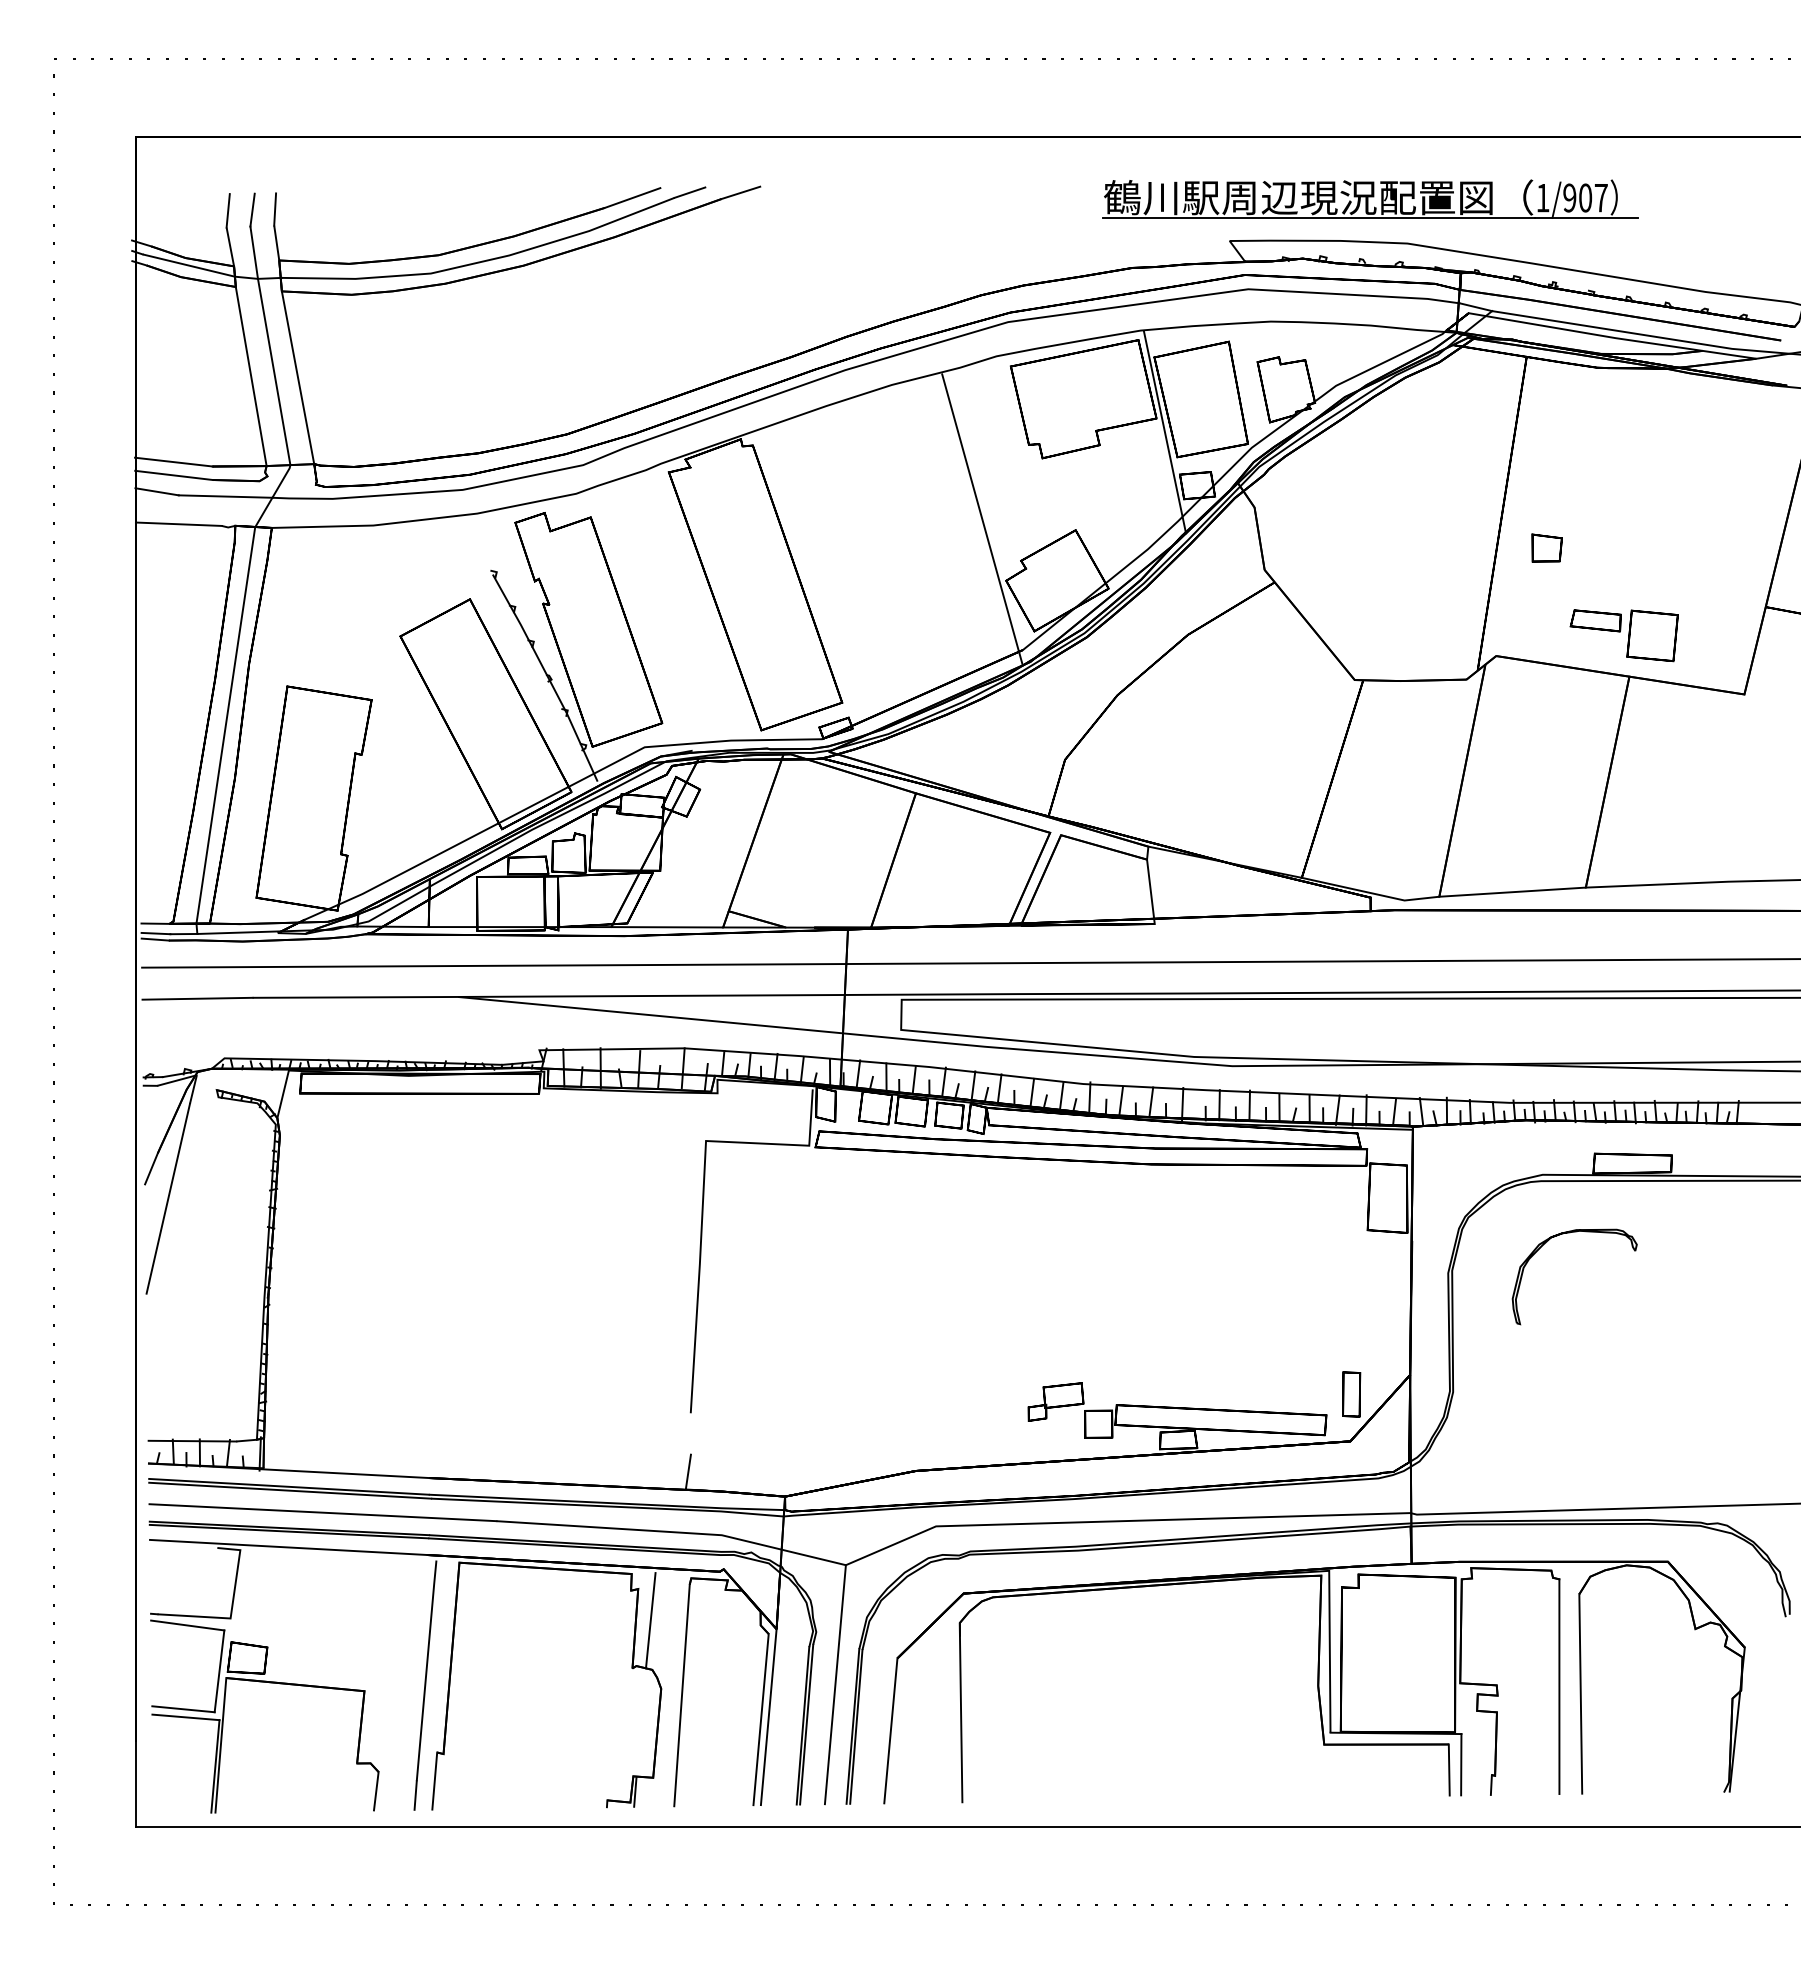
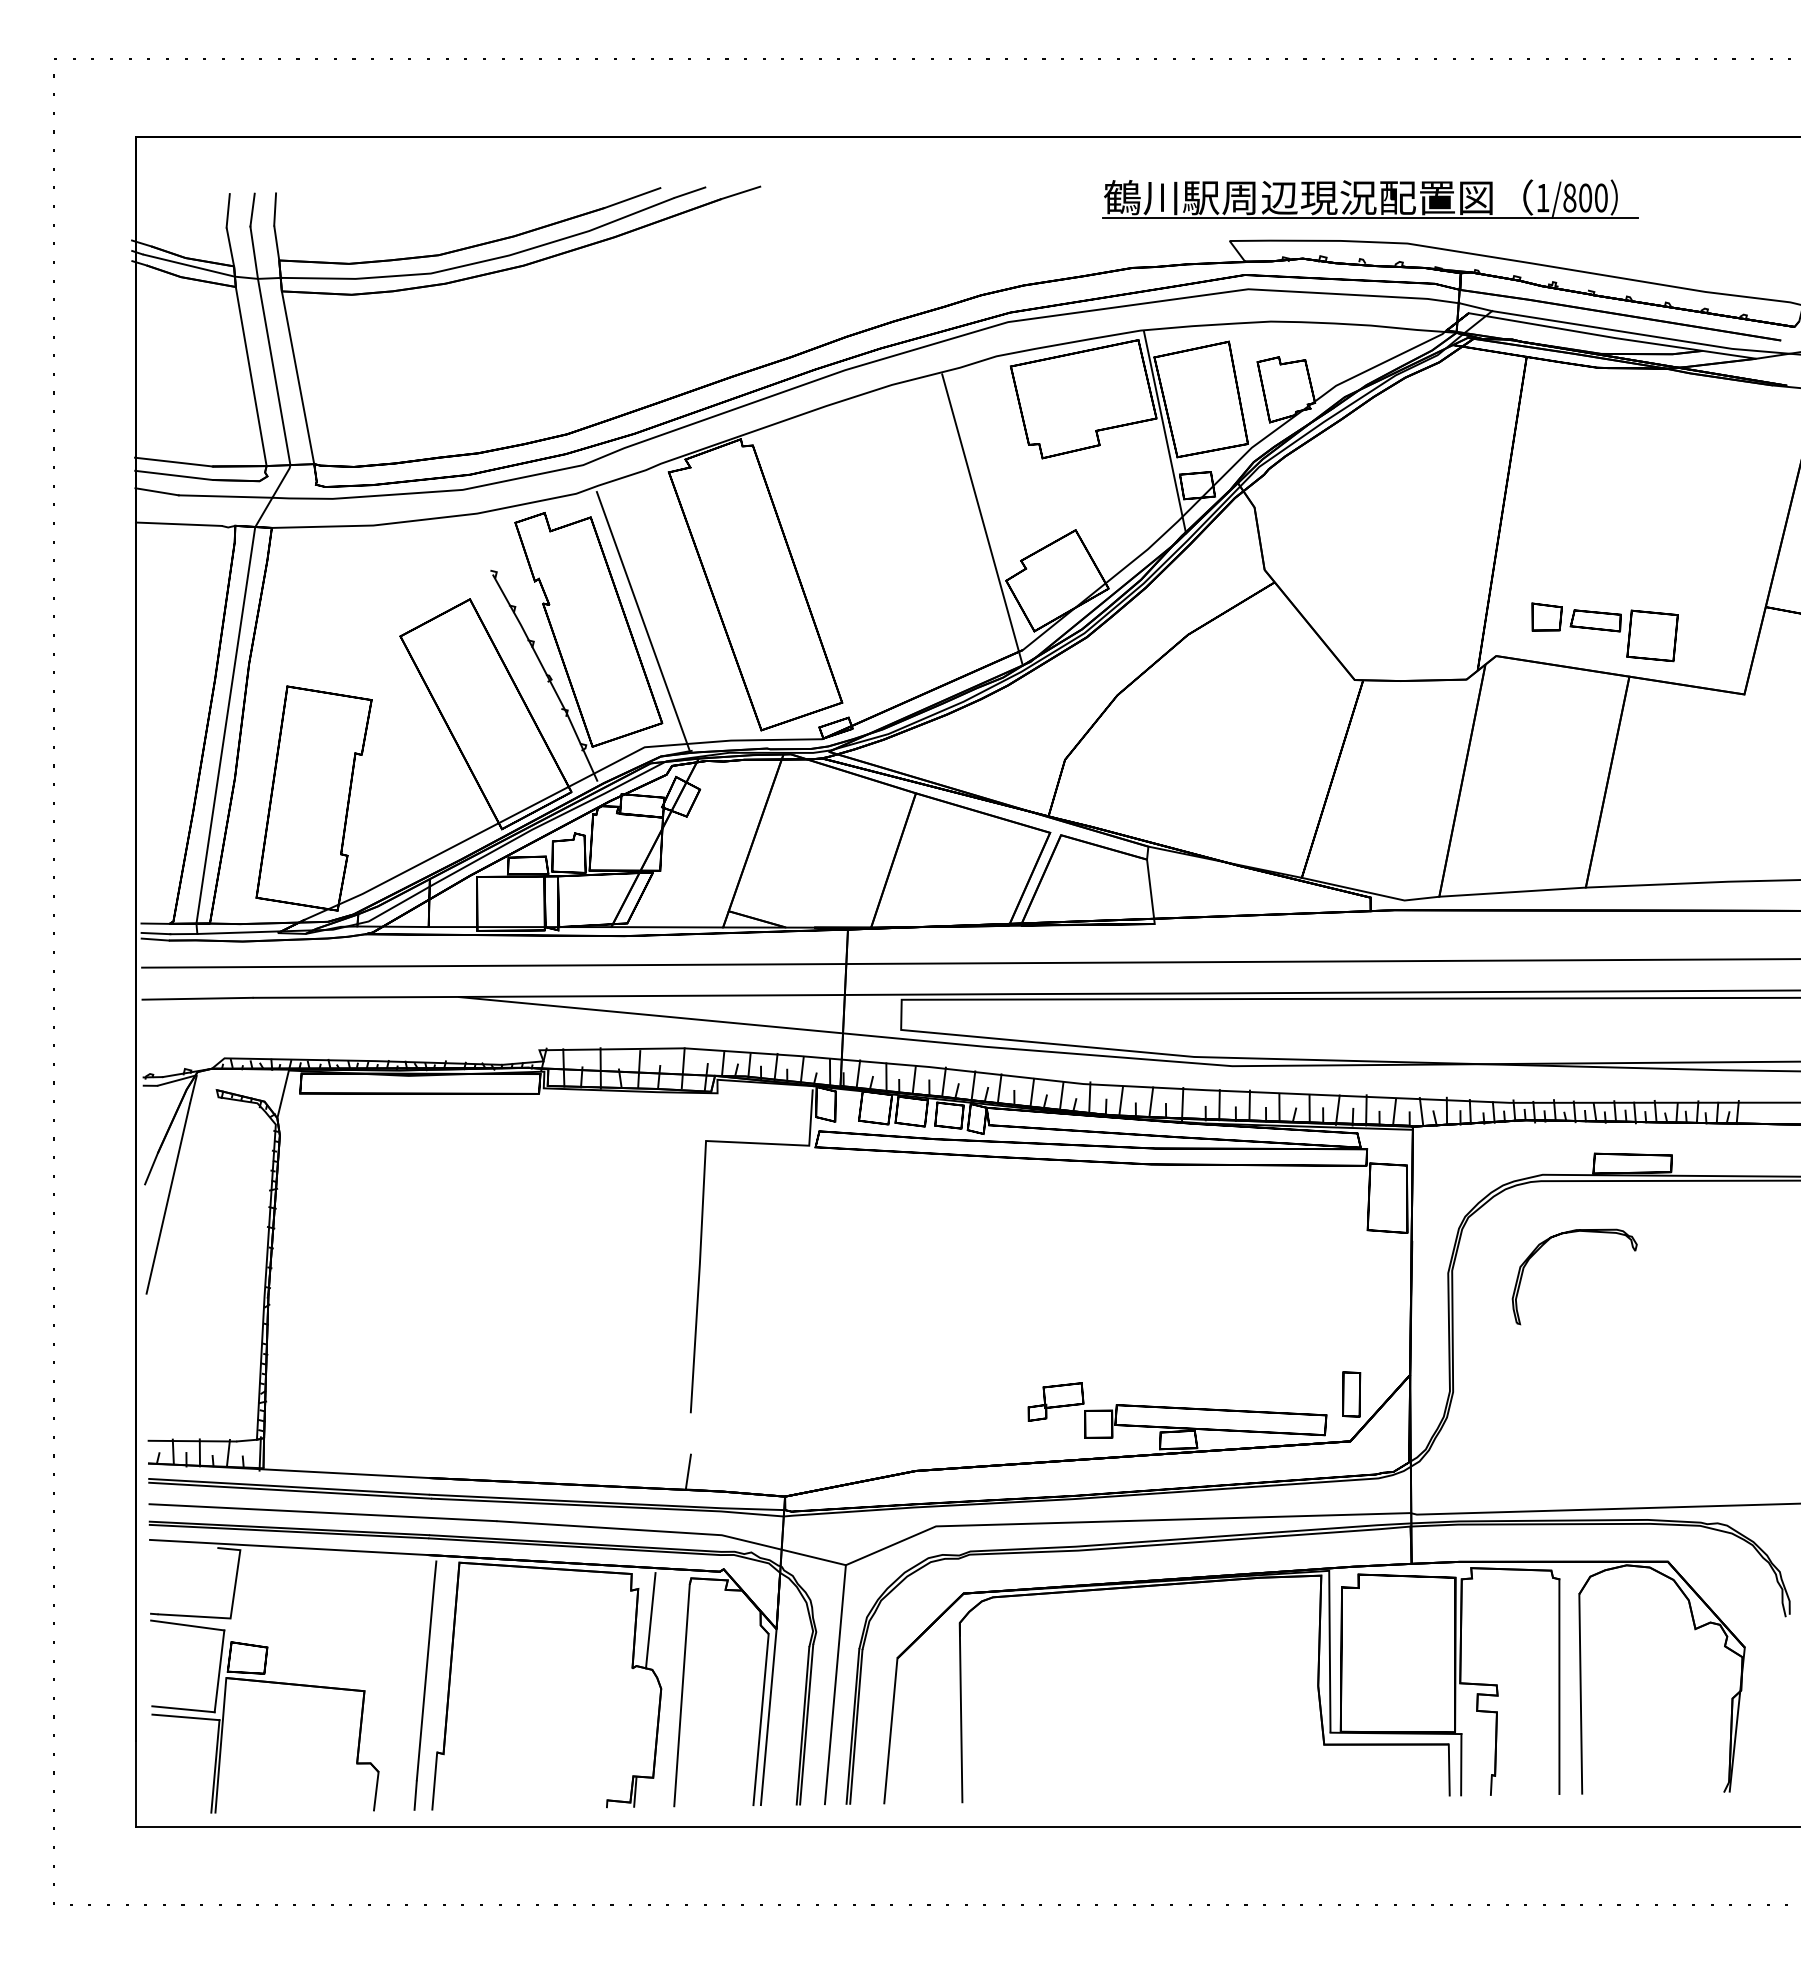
text: 1/907 -> 1/800 (1585, 197)
part position: (1546, 547) -> (1546, 616) (1546, 616)
line: none -> present (642, 620)
